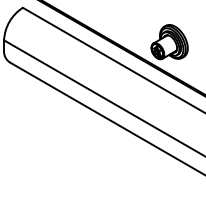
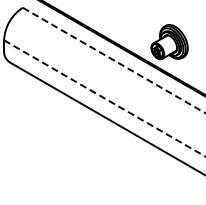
line: solid -> dashed (114, 60)
line: solid -> dashed (105, 98)
